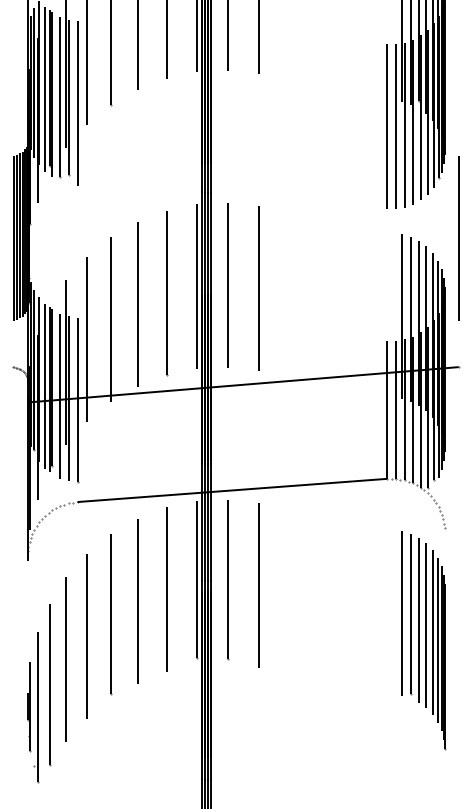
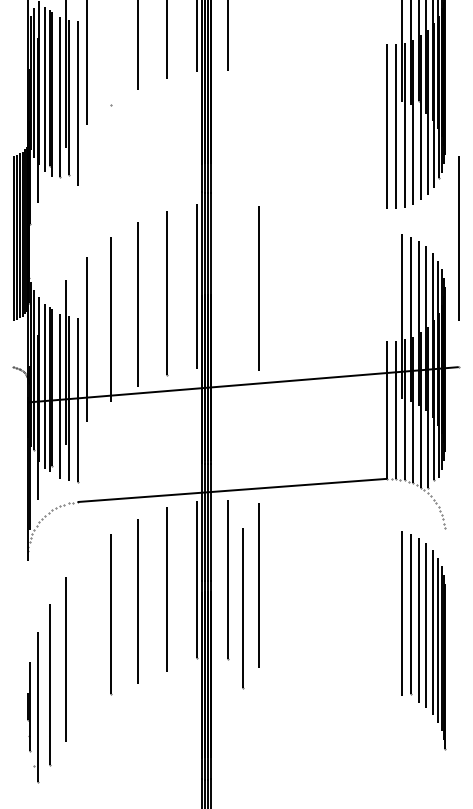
line: present -> none (259, 38)
line: present -> none (110, 53)
line: present -> none (227, 285)
line: none -> present (243, 608)
line: present -> none (86, 636)
